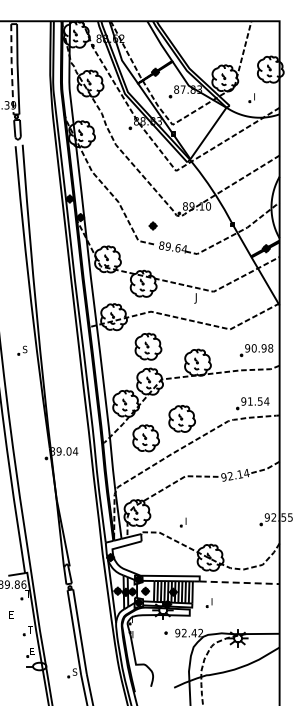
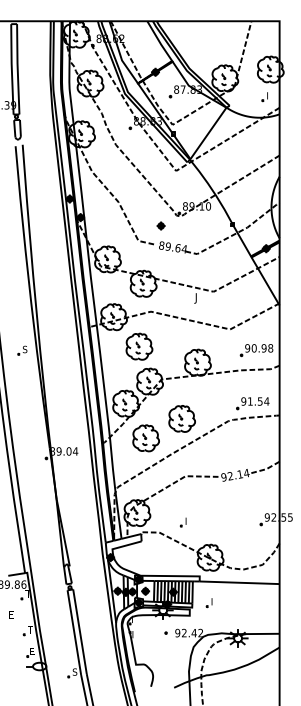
line: dashed -> solid (11, 69)
part position: (251, 98) -> (264, 97) (264, 97)
part position: (152, 225) -> (160, 225) (160, 225)
part position: (148, 346) -> (139, 346) (139, 346)
line: dashed -> solid (239, 582)
